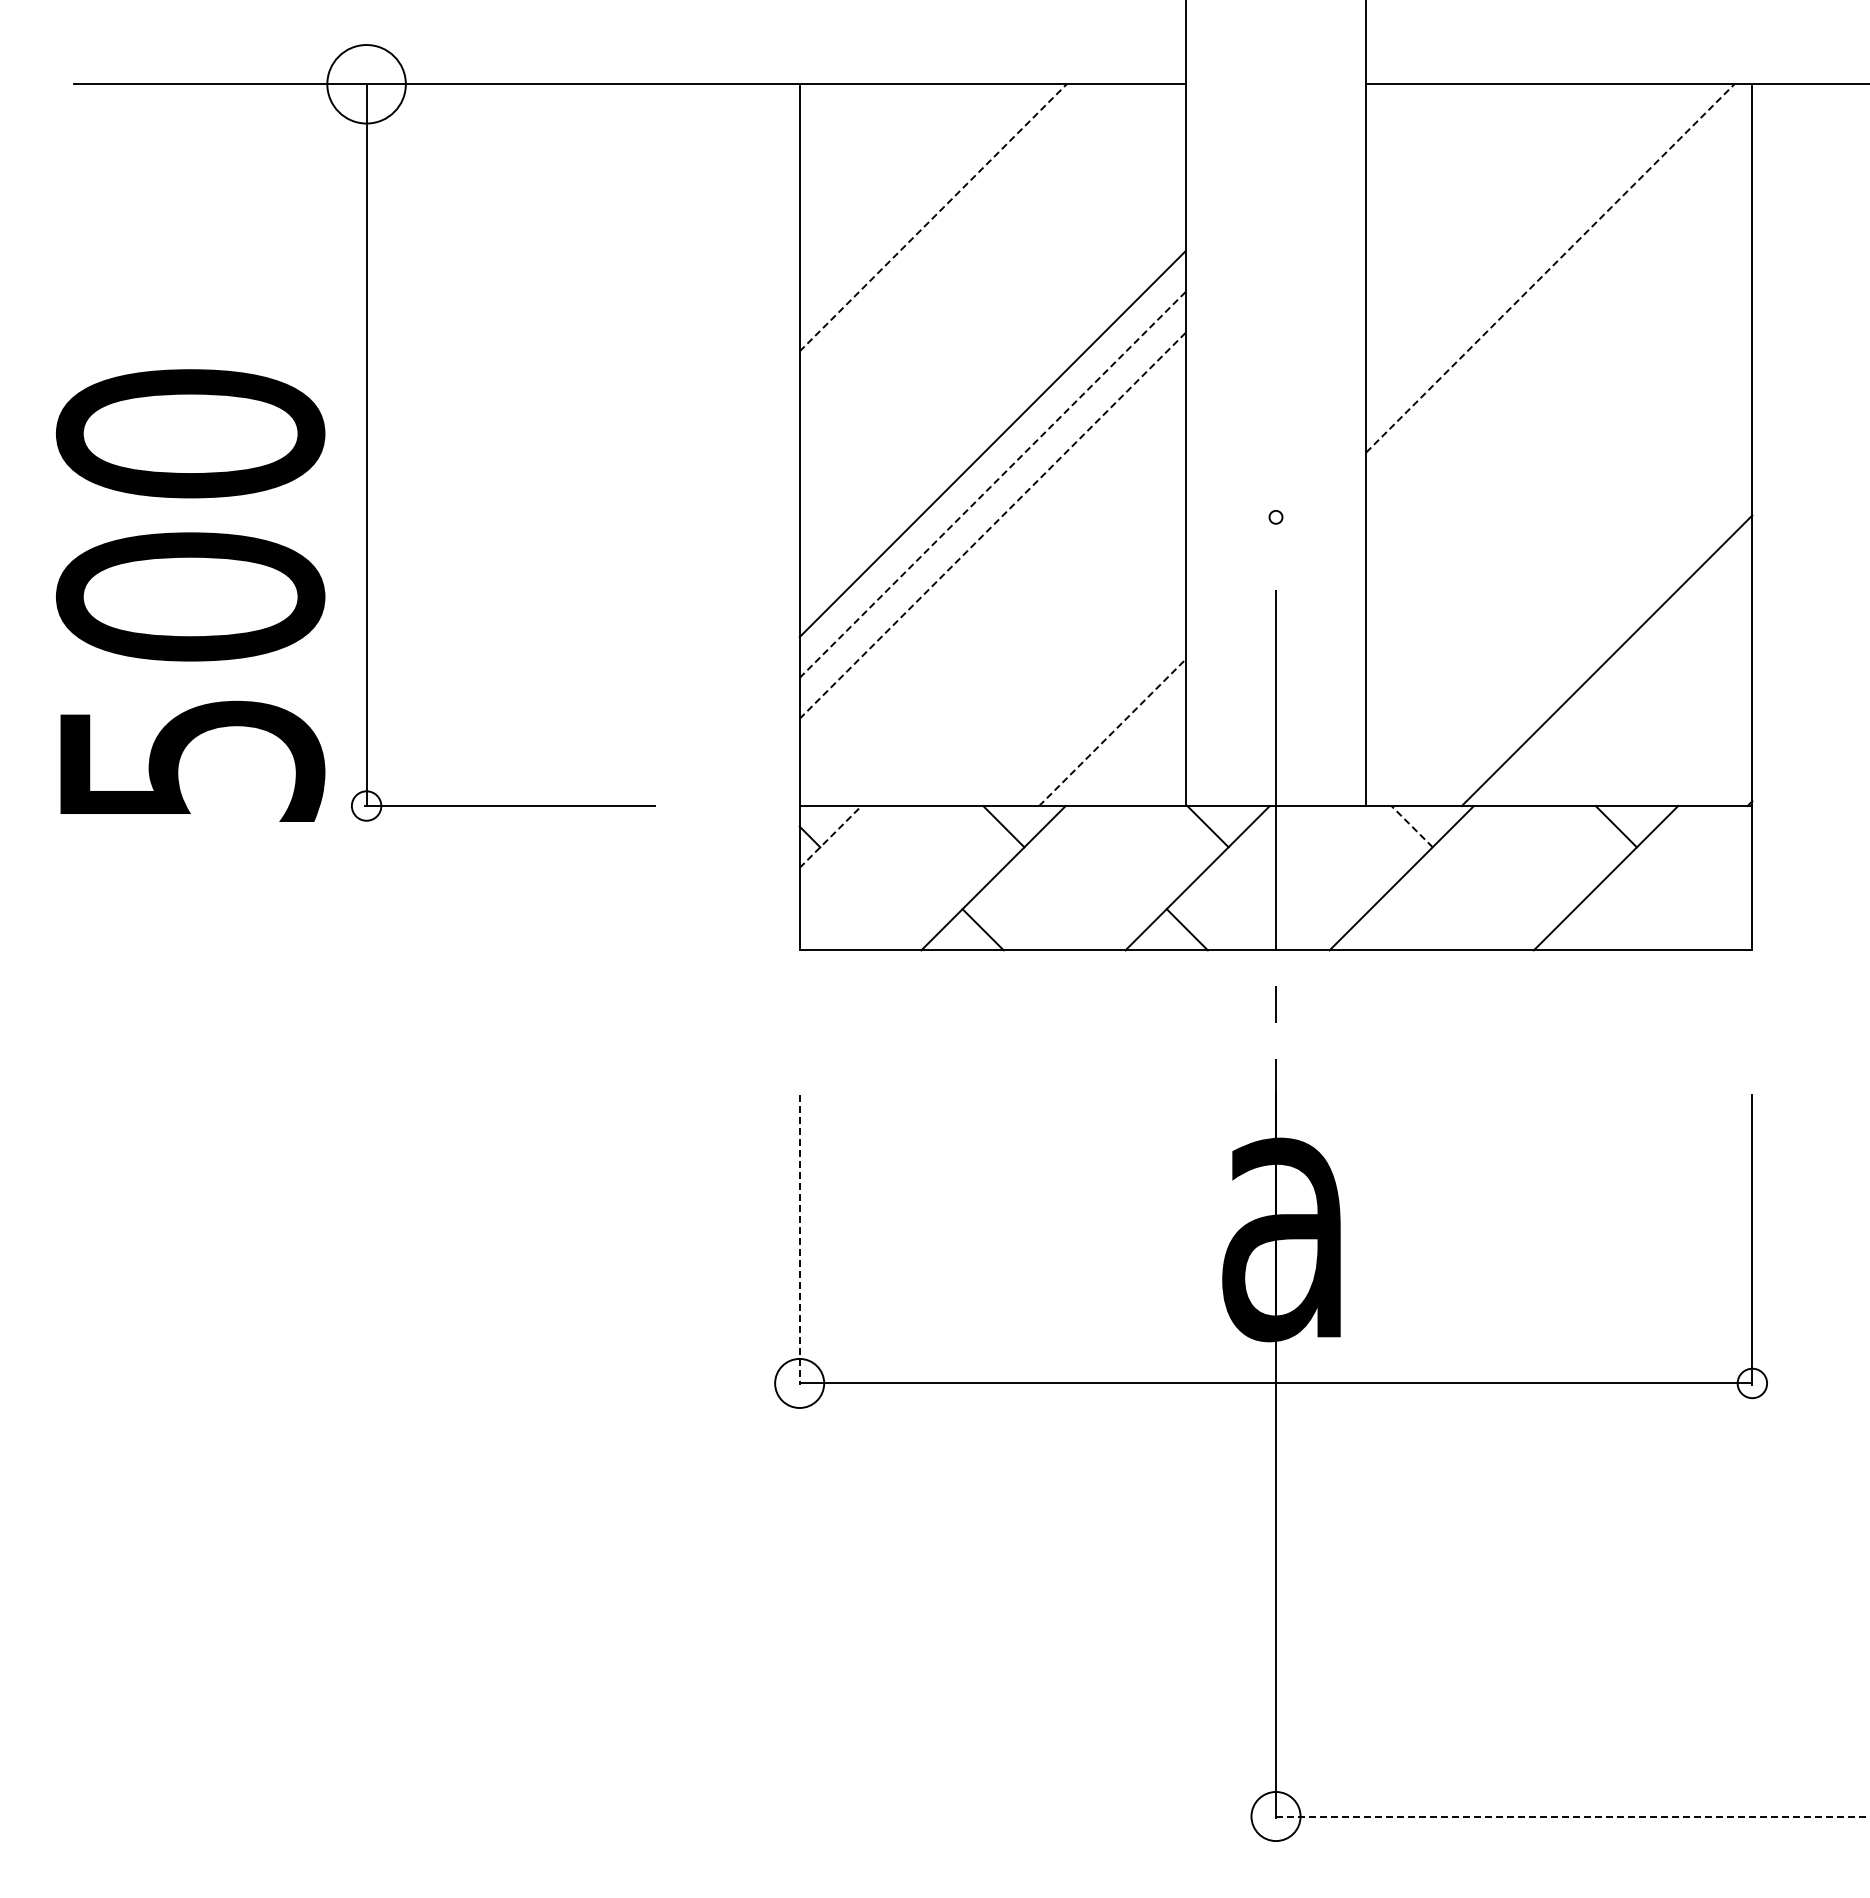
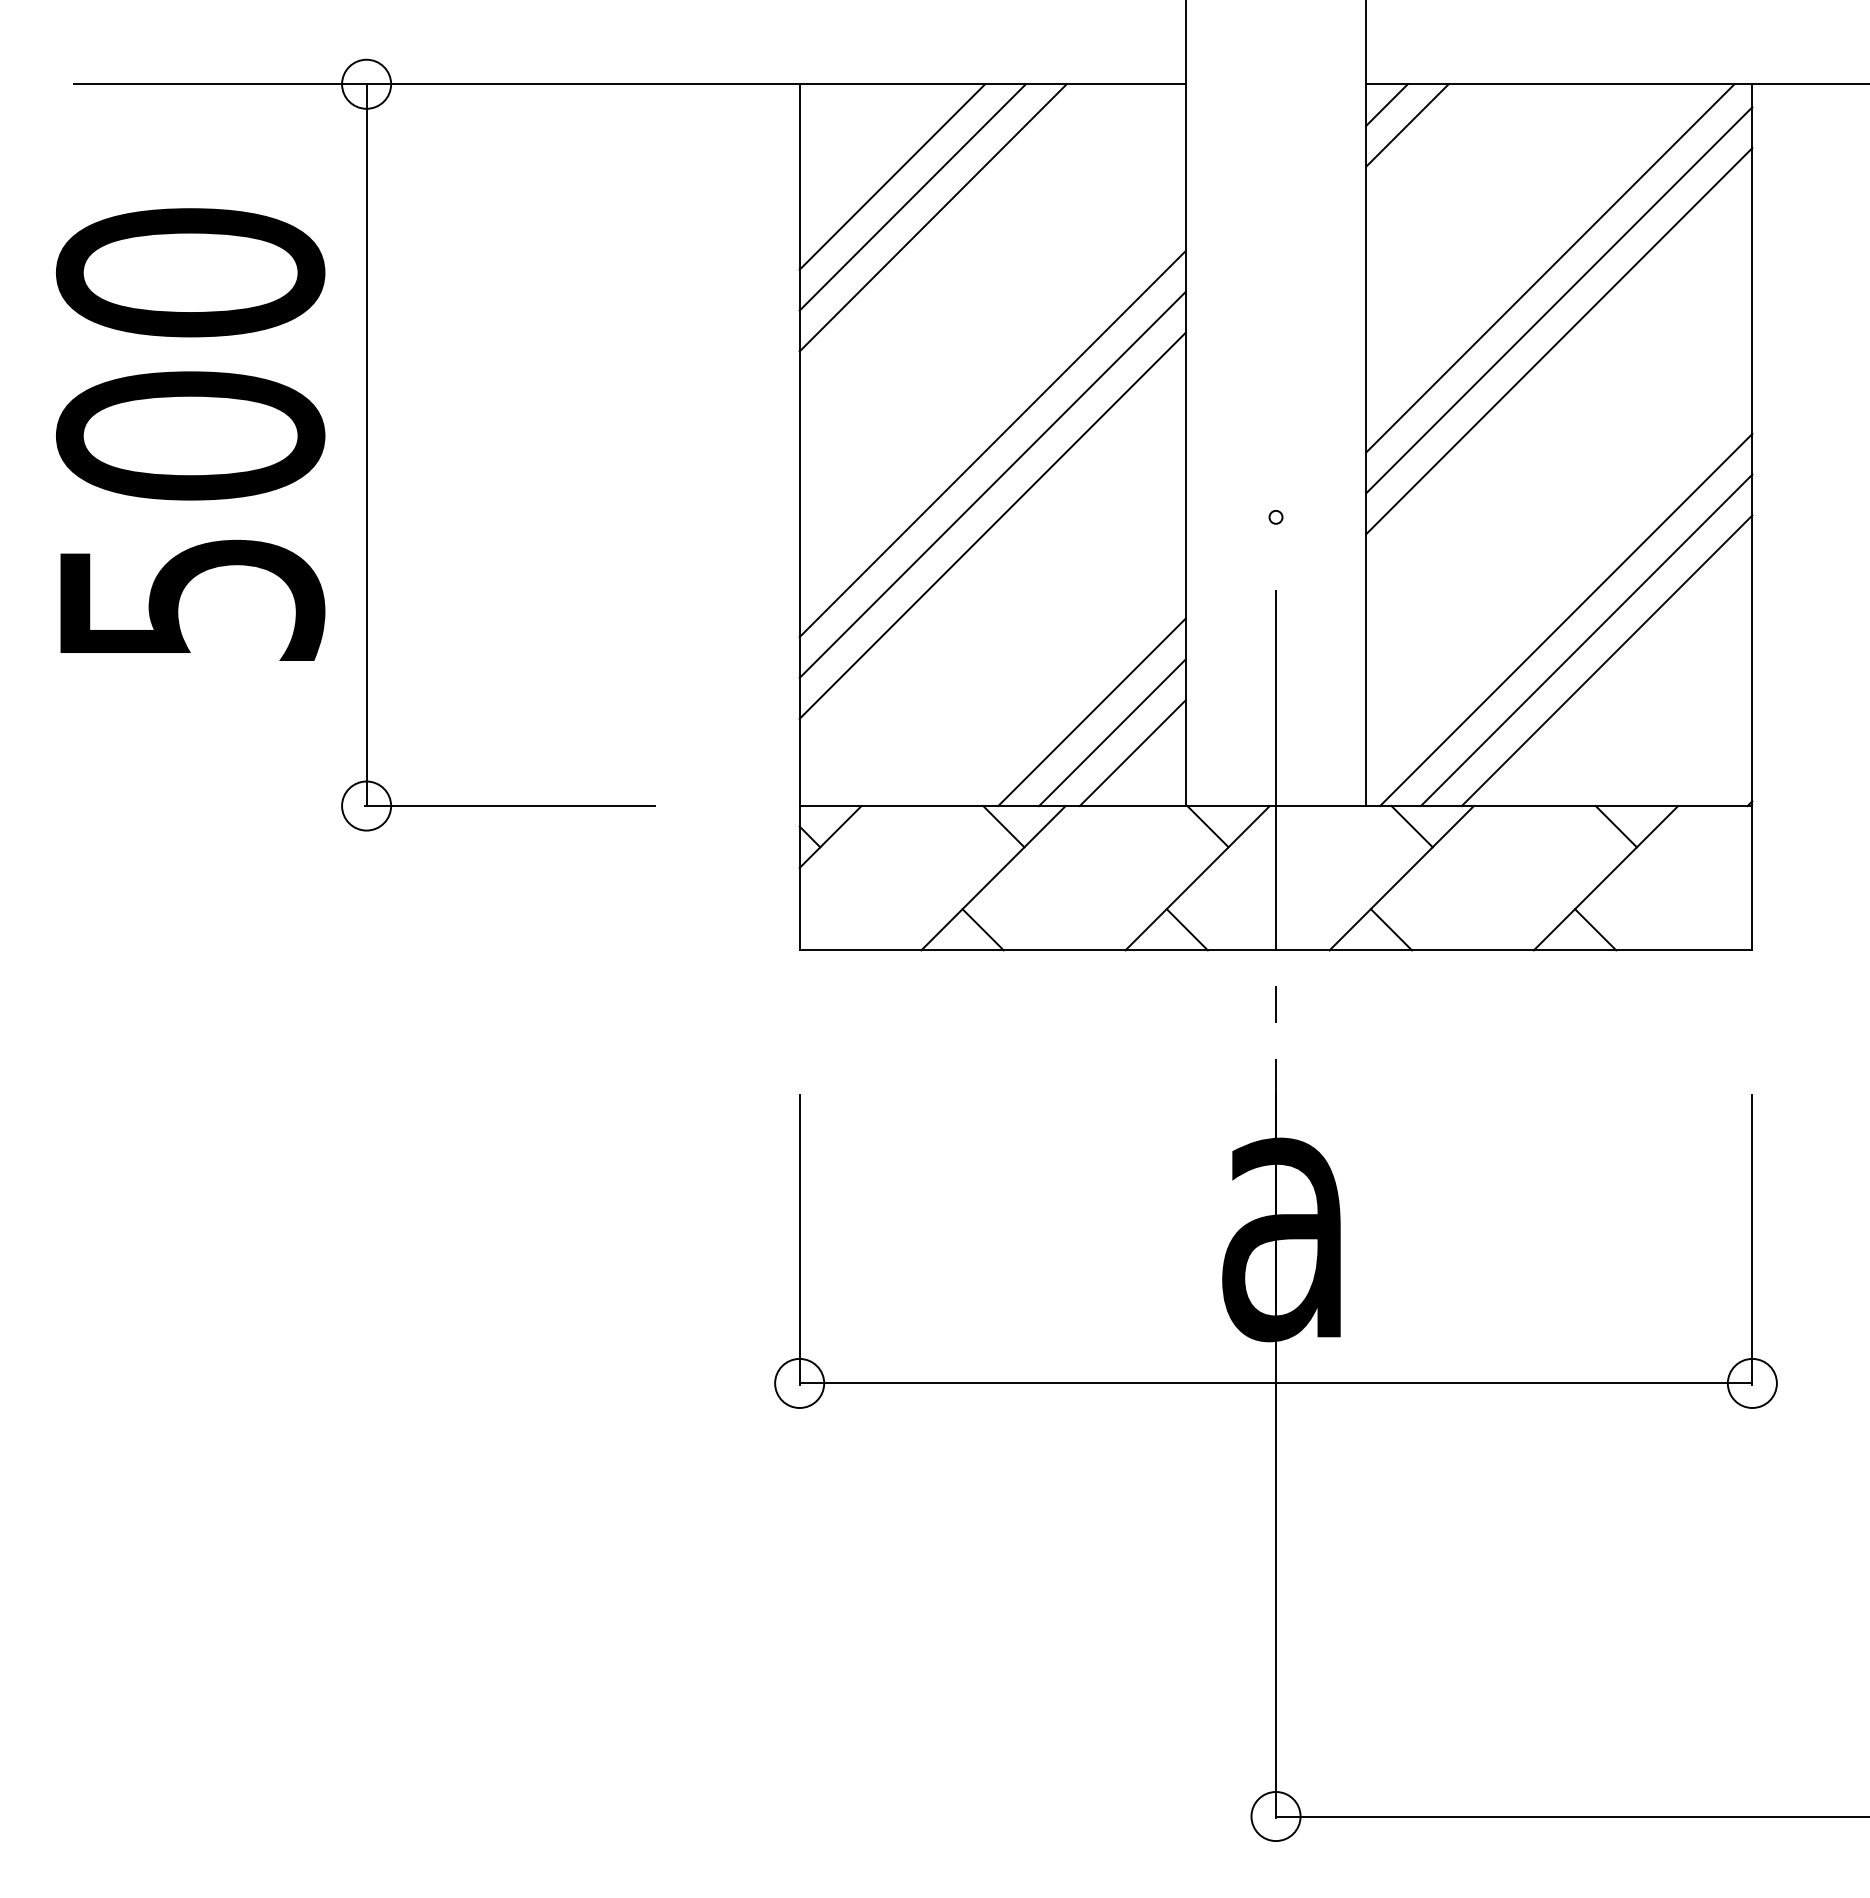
circle diameter: 79 px -> 49 px (366, 83)
line: none -> present (1386, 104)
line: none -> present (1407, 125)
line: none -> present (892, 176)
line: none -> present (912, 197)
line: dashed -> solid (933, 217)
line: dashed -> solid (1550, 268)
line: none -> present (1559, 300)
line: none -> present (1559, 341)
line: dashed -> solid (993, 484)
line: dashed -> solid (993, 525)
text position: (190, 595) -> (190, 434) (190, 434)
line: none -> present (1566, 619)
line: none -> present (1586, 640)
line: none -> present (1091, 712)
line: dashed -> solid (1112, 732)
line: none -> present (1132, 753)
circle diameter: 29 px -> 49 px (366, 805)
line: dashed -> solid (1411, 826)
line: dashed -> solid (830, 837)
line: none -> present (1391, 929)
line: none -> present (1595, 929)
line: dashed -> solid (799, 1240)
circle diameter: 29 px -> 49 px (1751, 1382)
line: dashed -> solid (1572, 1816)
